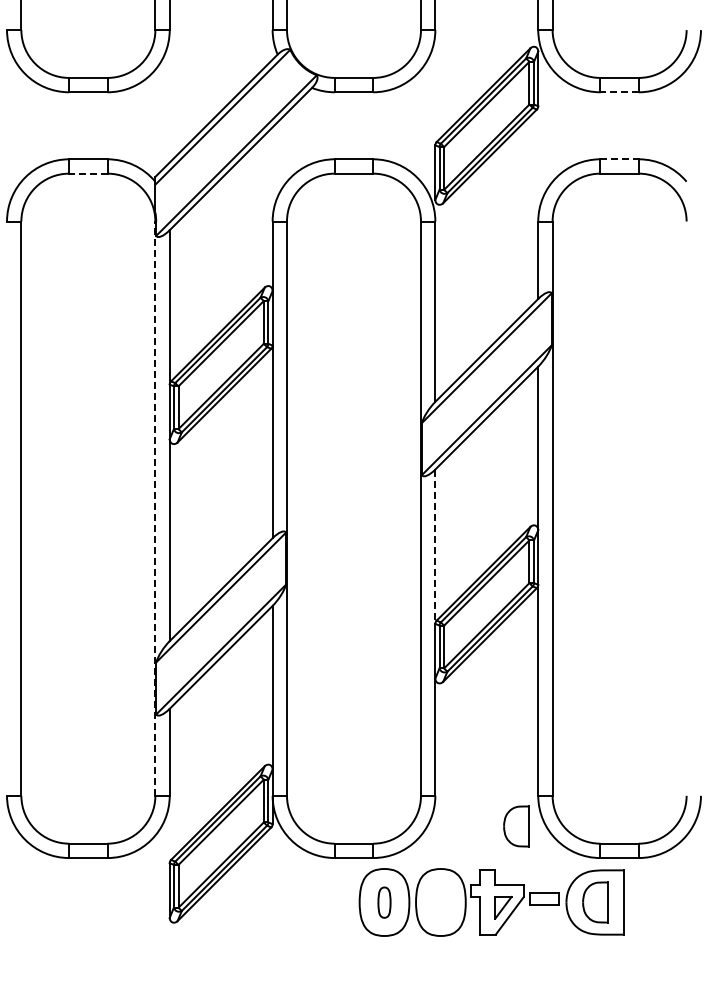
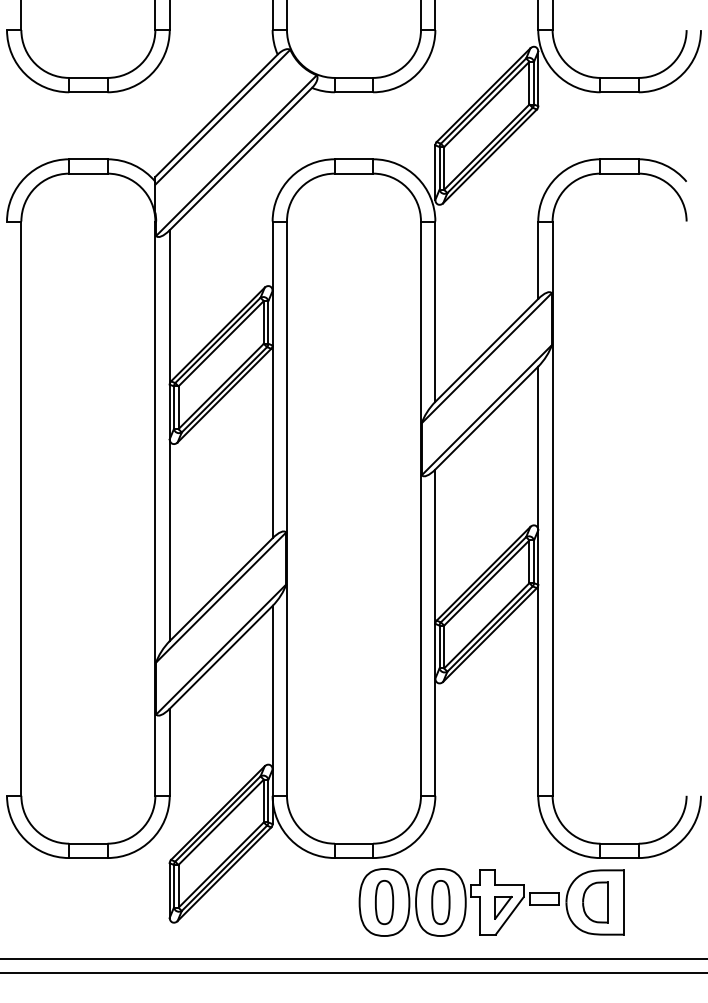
line: dashed -> solid (619, 92)
line: dashed -> solid (620, 159)
line: dashed -> solid (87, 173)
line: dashed -> solid (155, 508)
line: dashed -> solid (435, 547)
part: present -> none (516, 826)
part size: 15x33 px -> 21x46 px (384, 902)
part: none -> present (440, 902)
line: none -> present (353, 958)
line: none -> present (353, 972)
